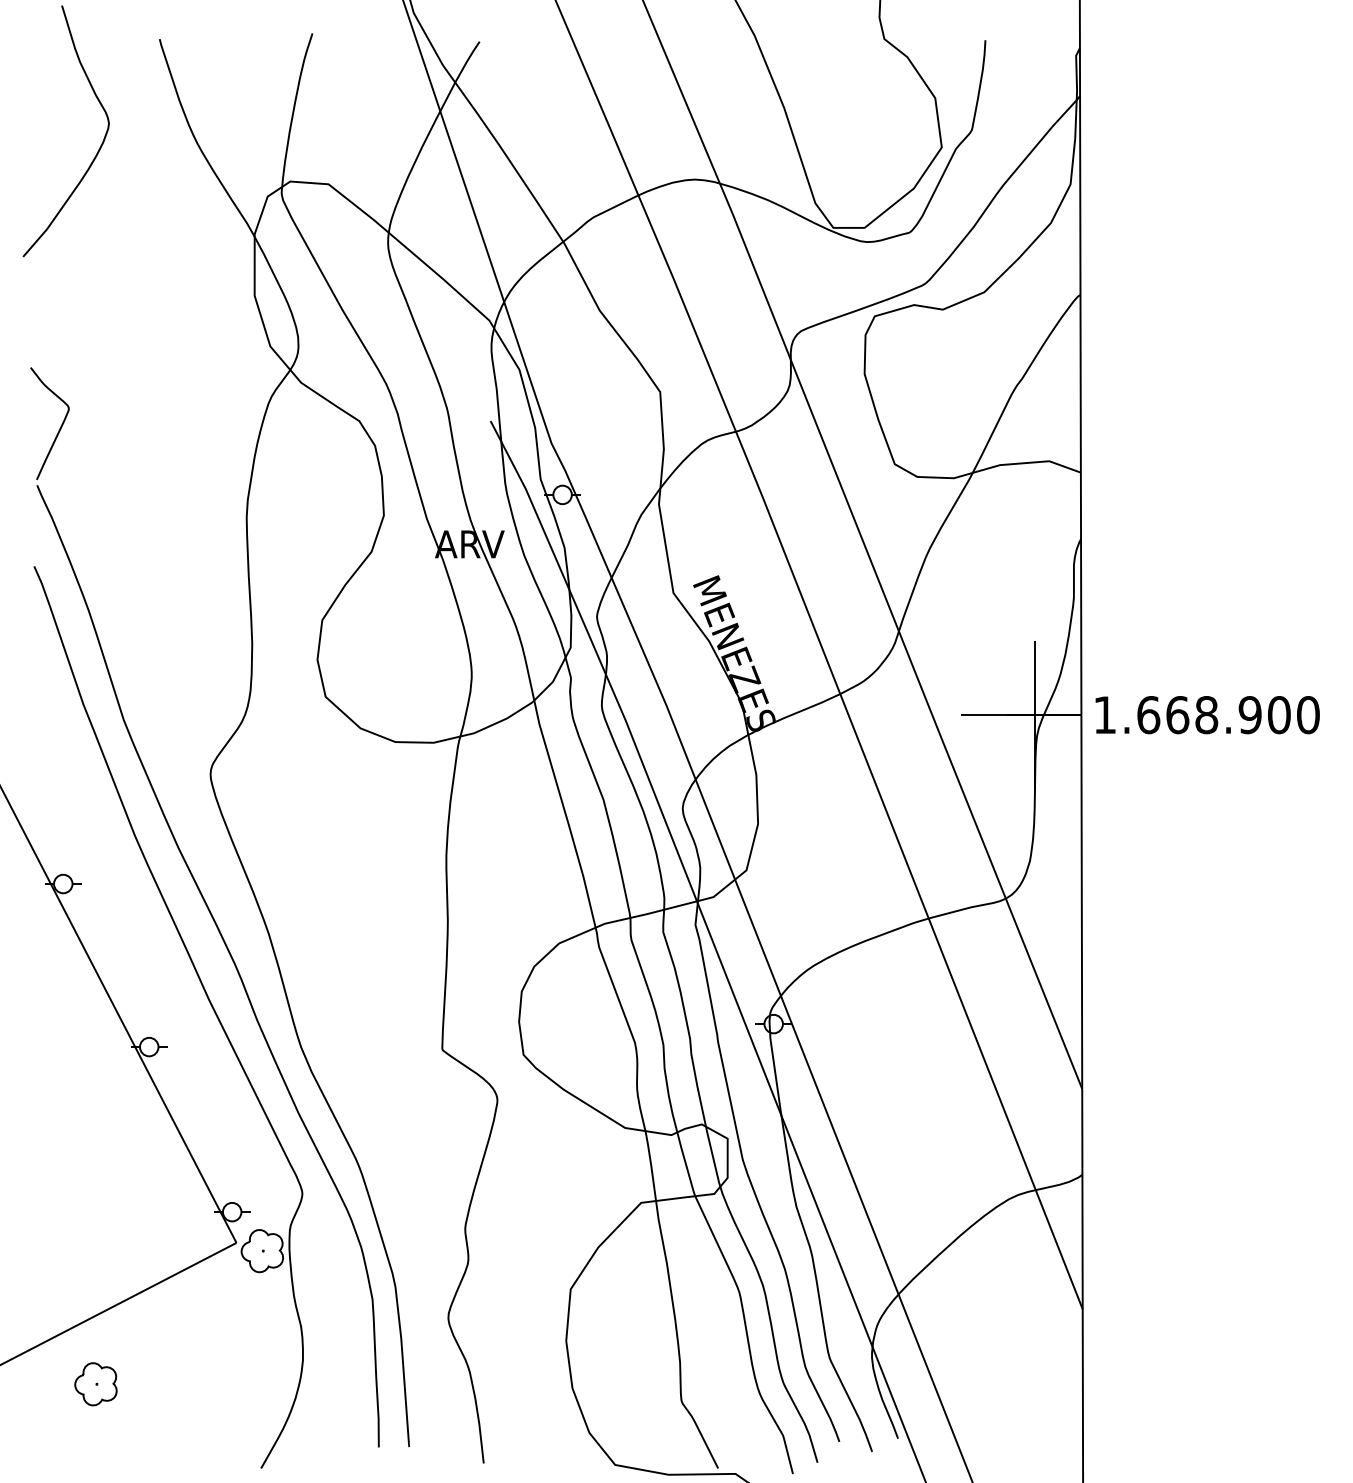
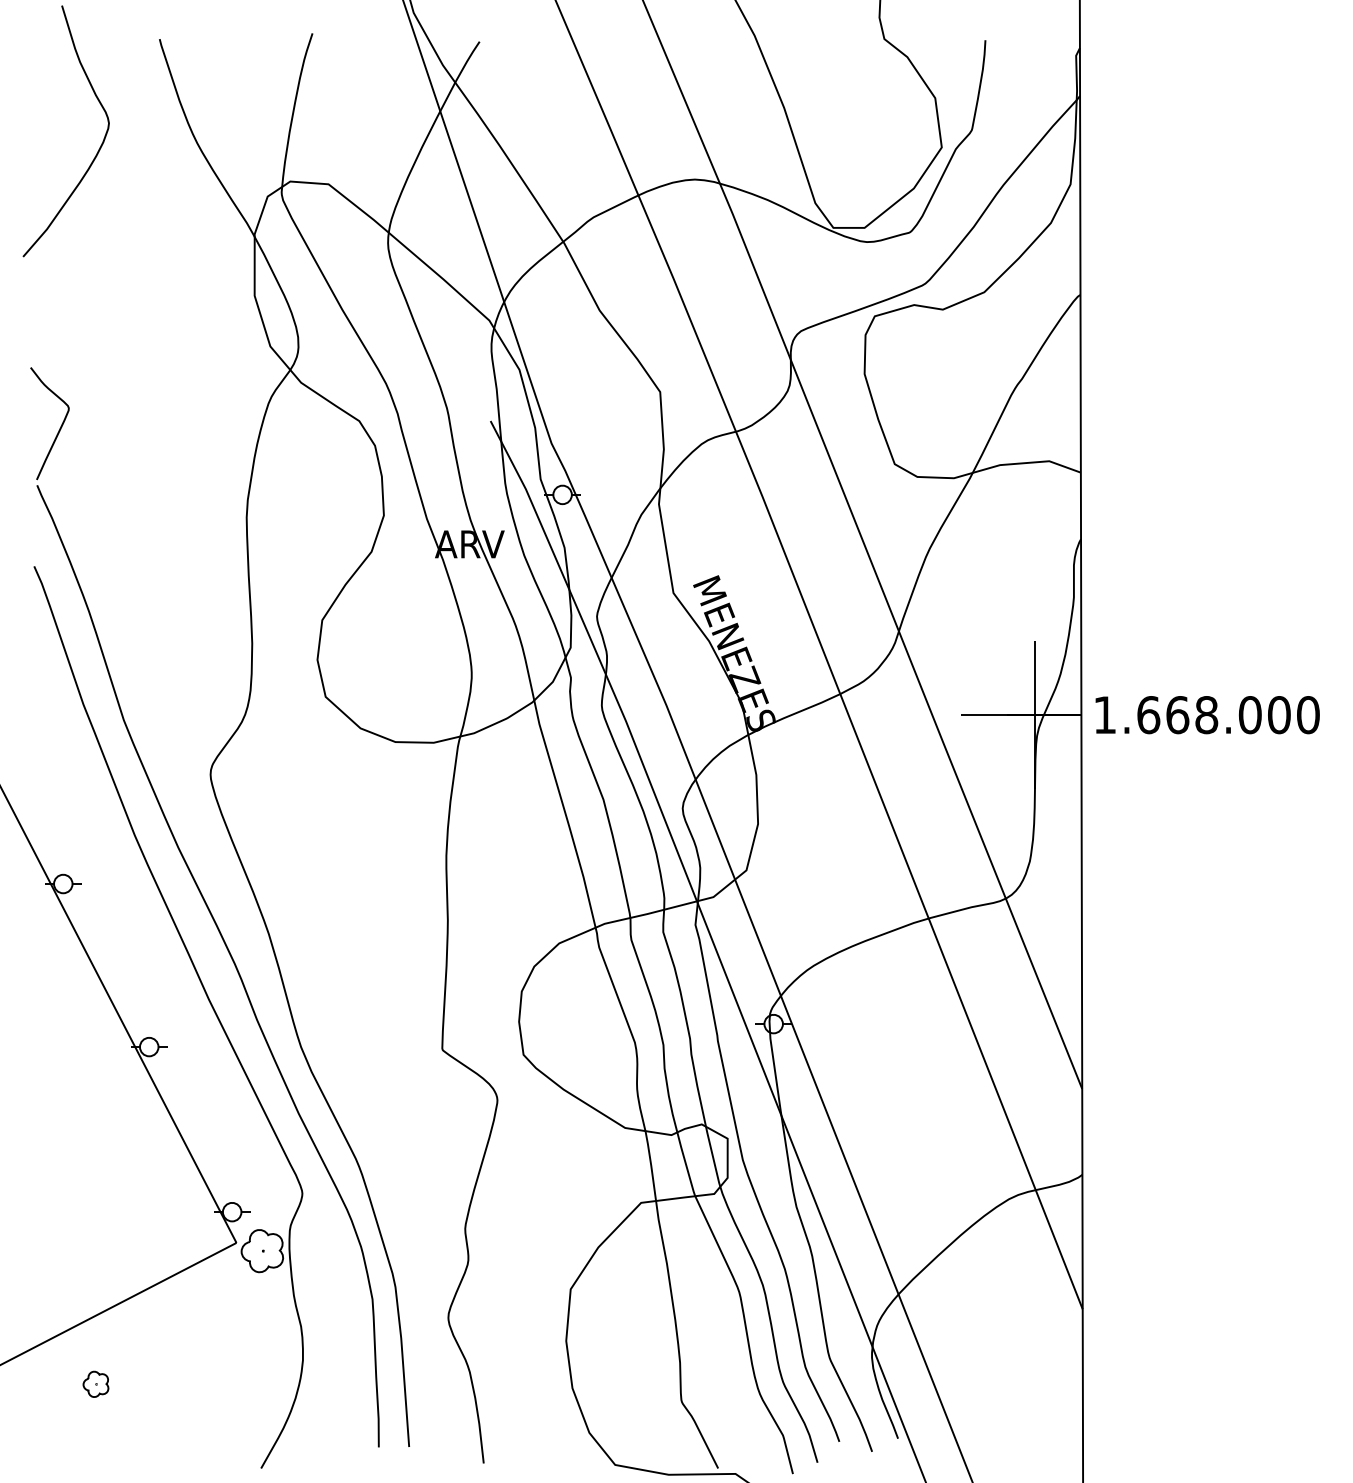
text: 1.668.900 -> 1.668.000 (1249, 715)
part size: 44x45 px -> 28x28 px (95, 1383)
